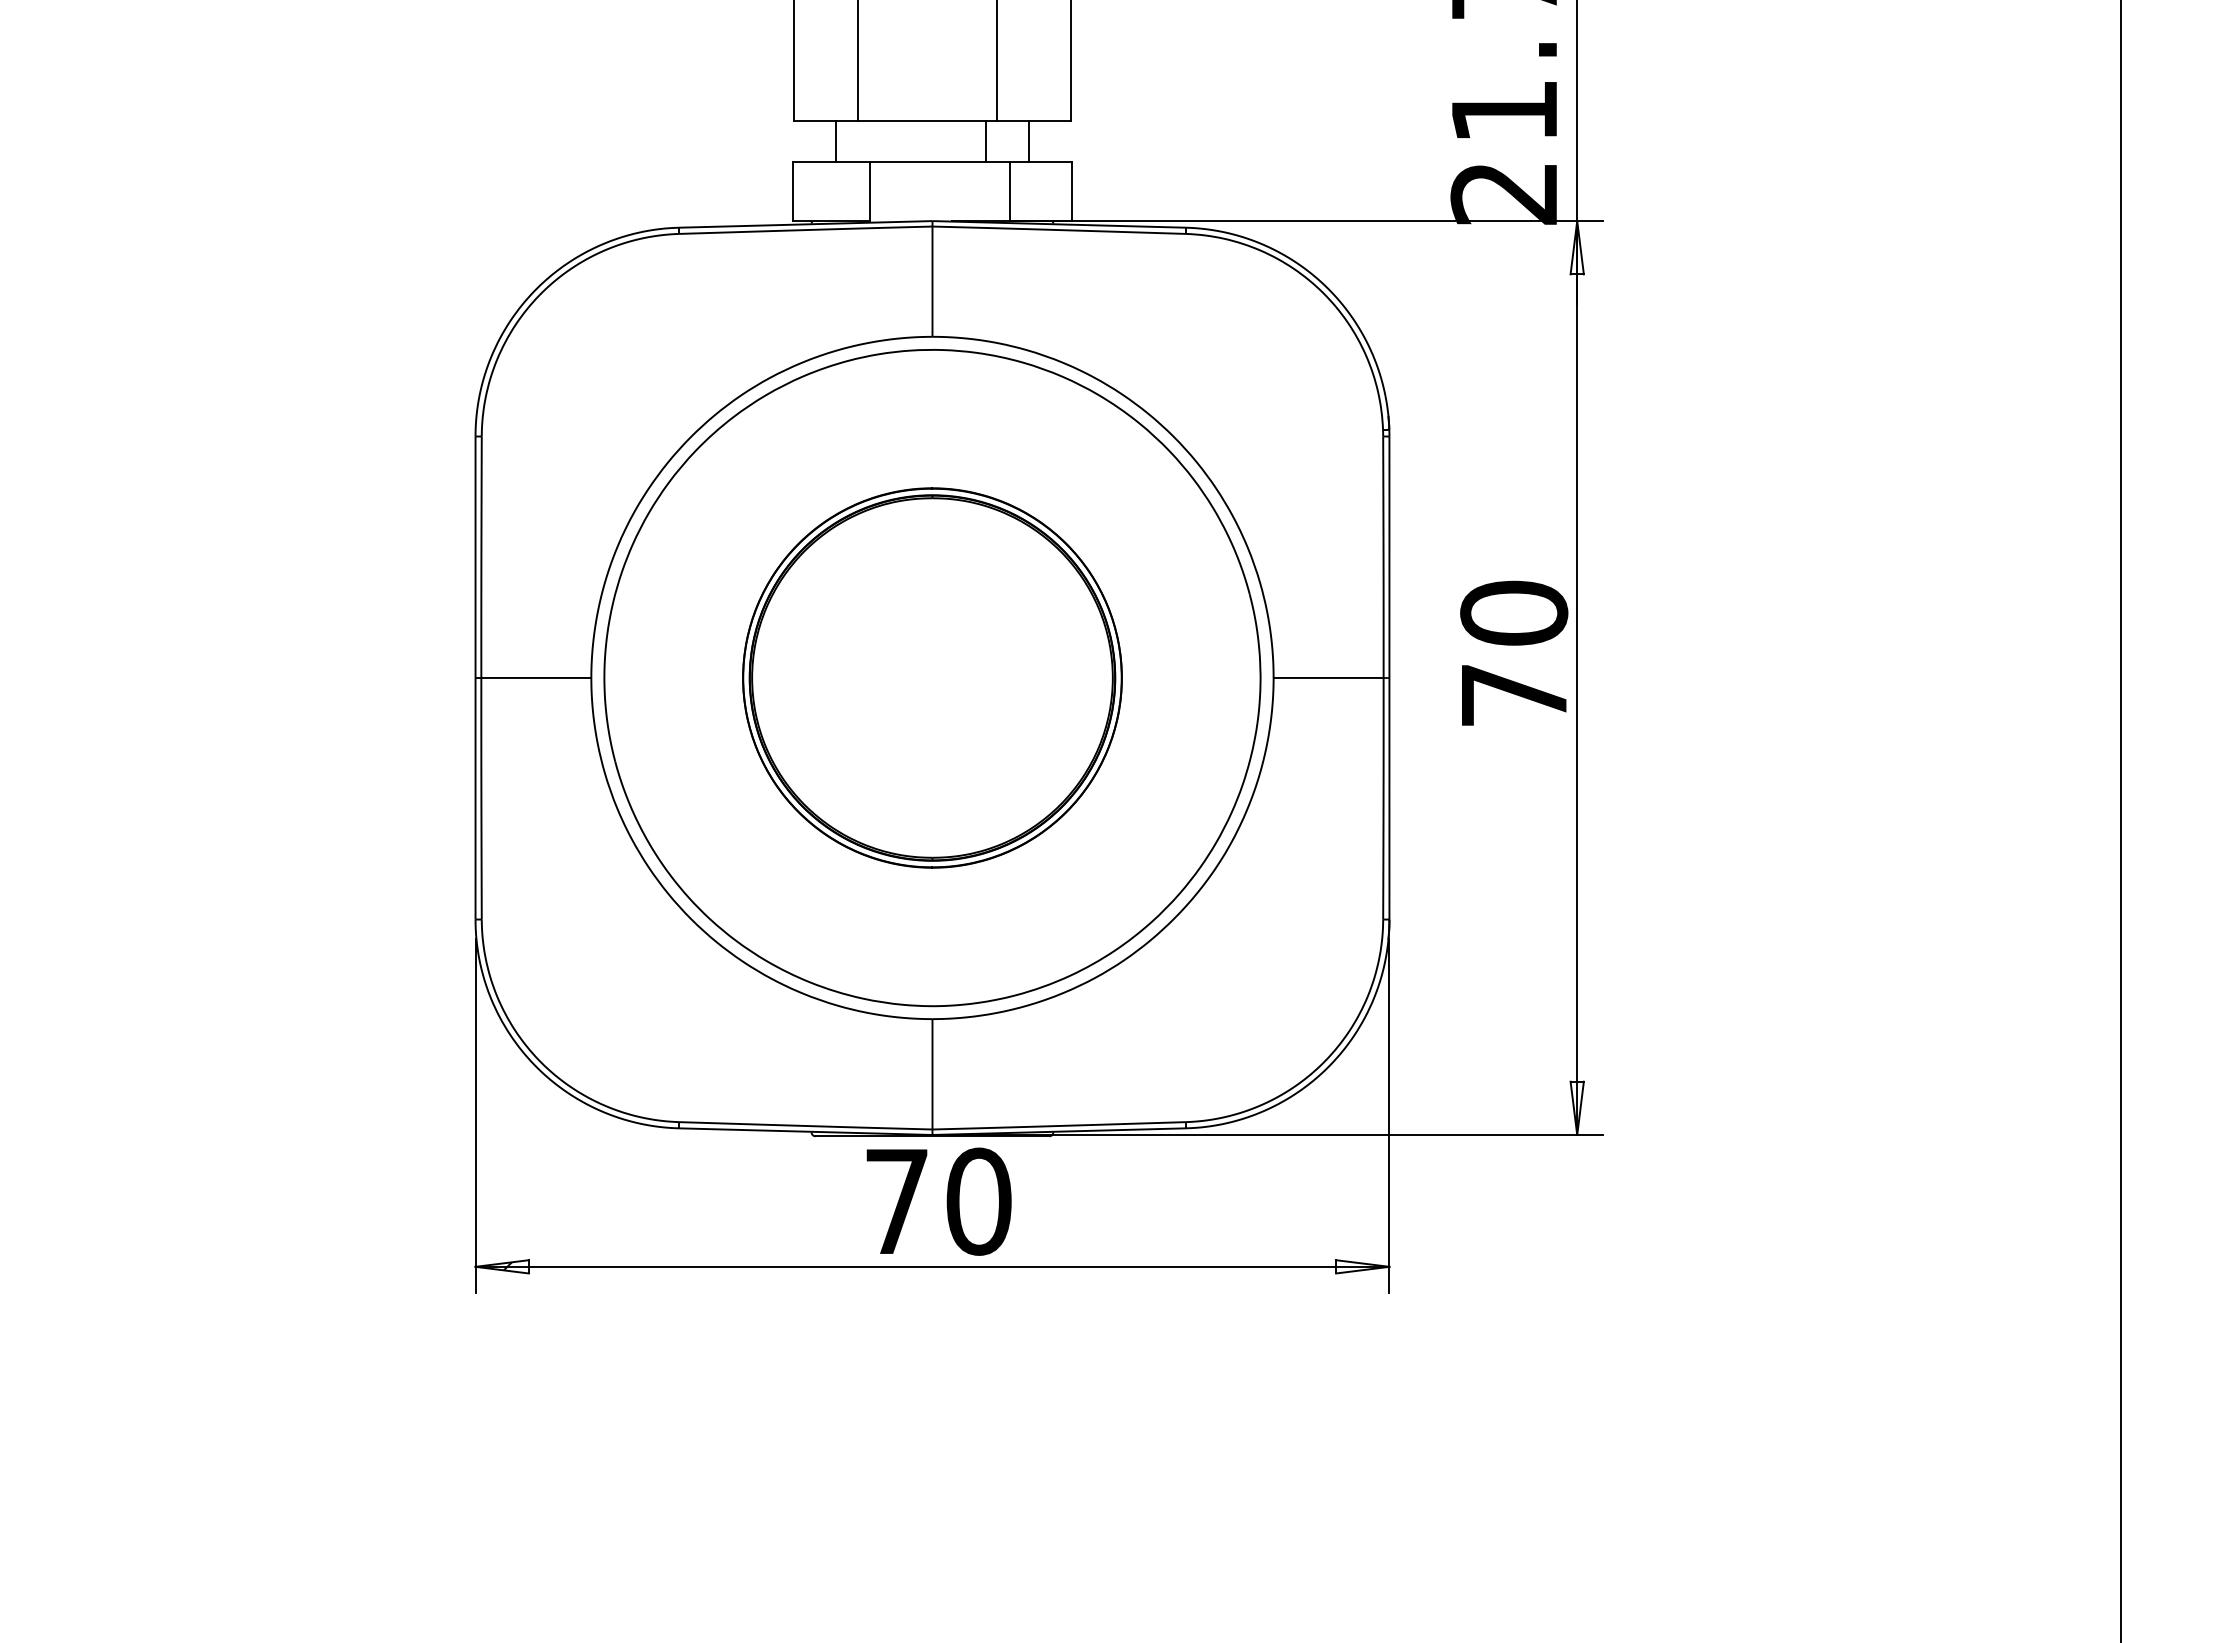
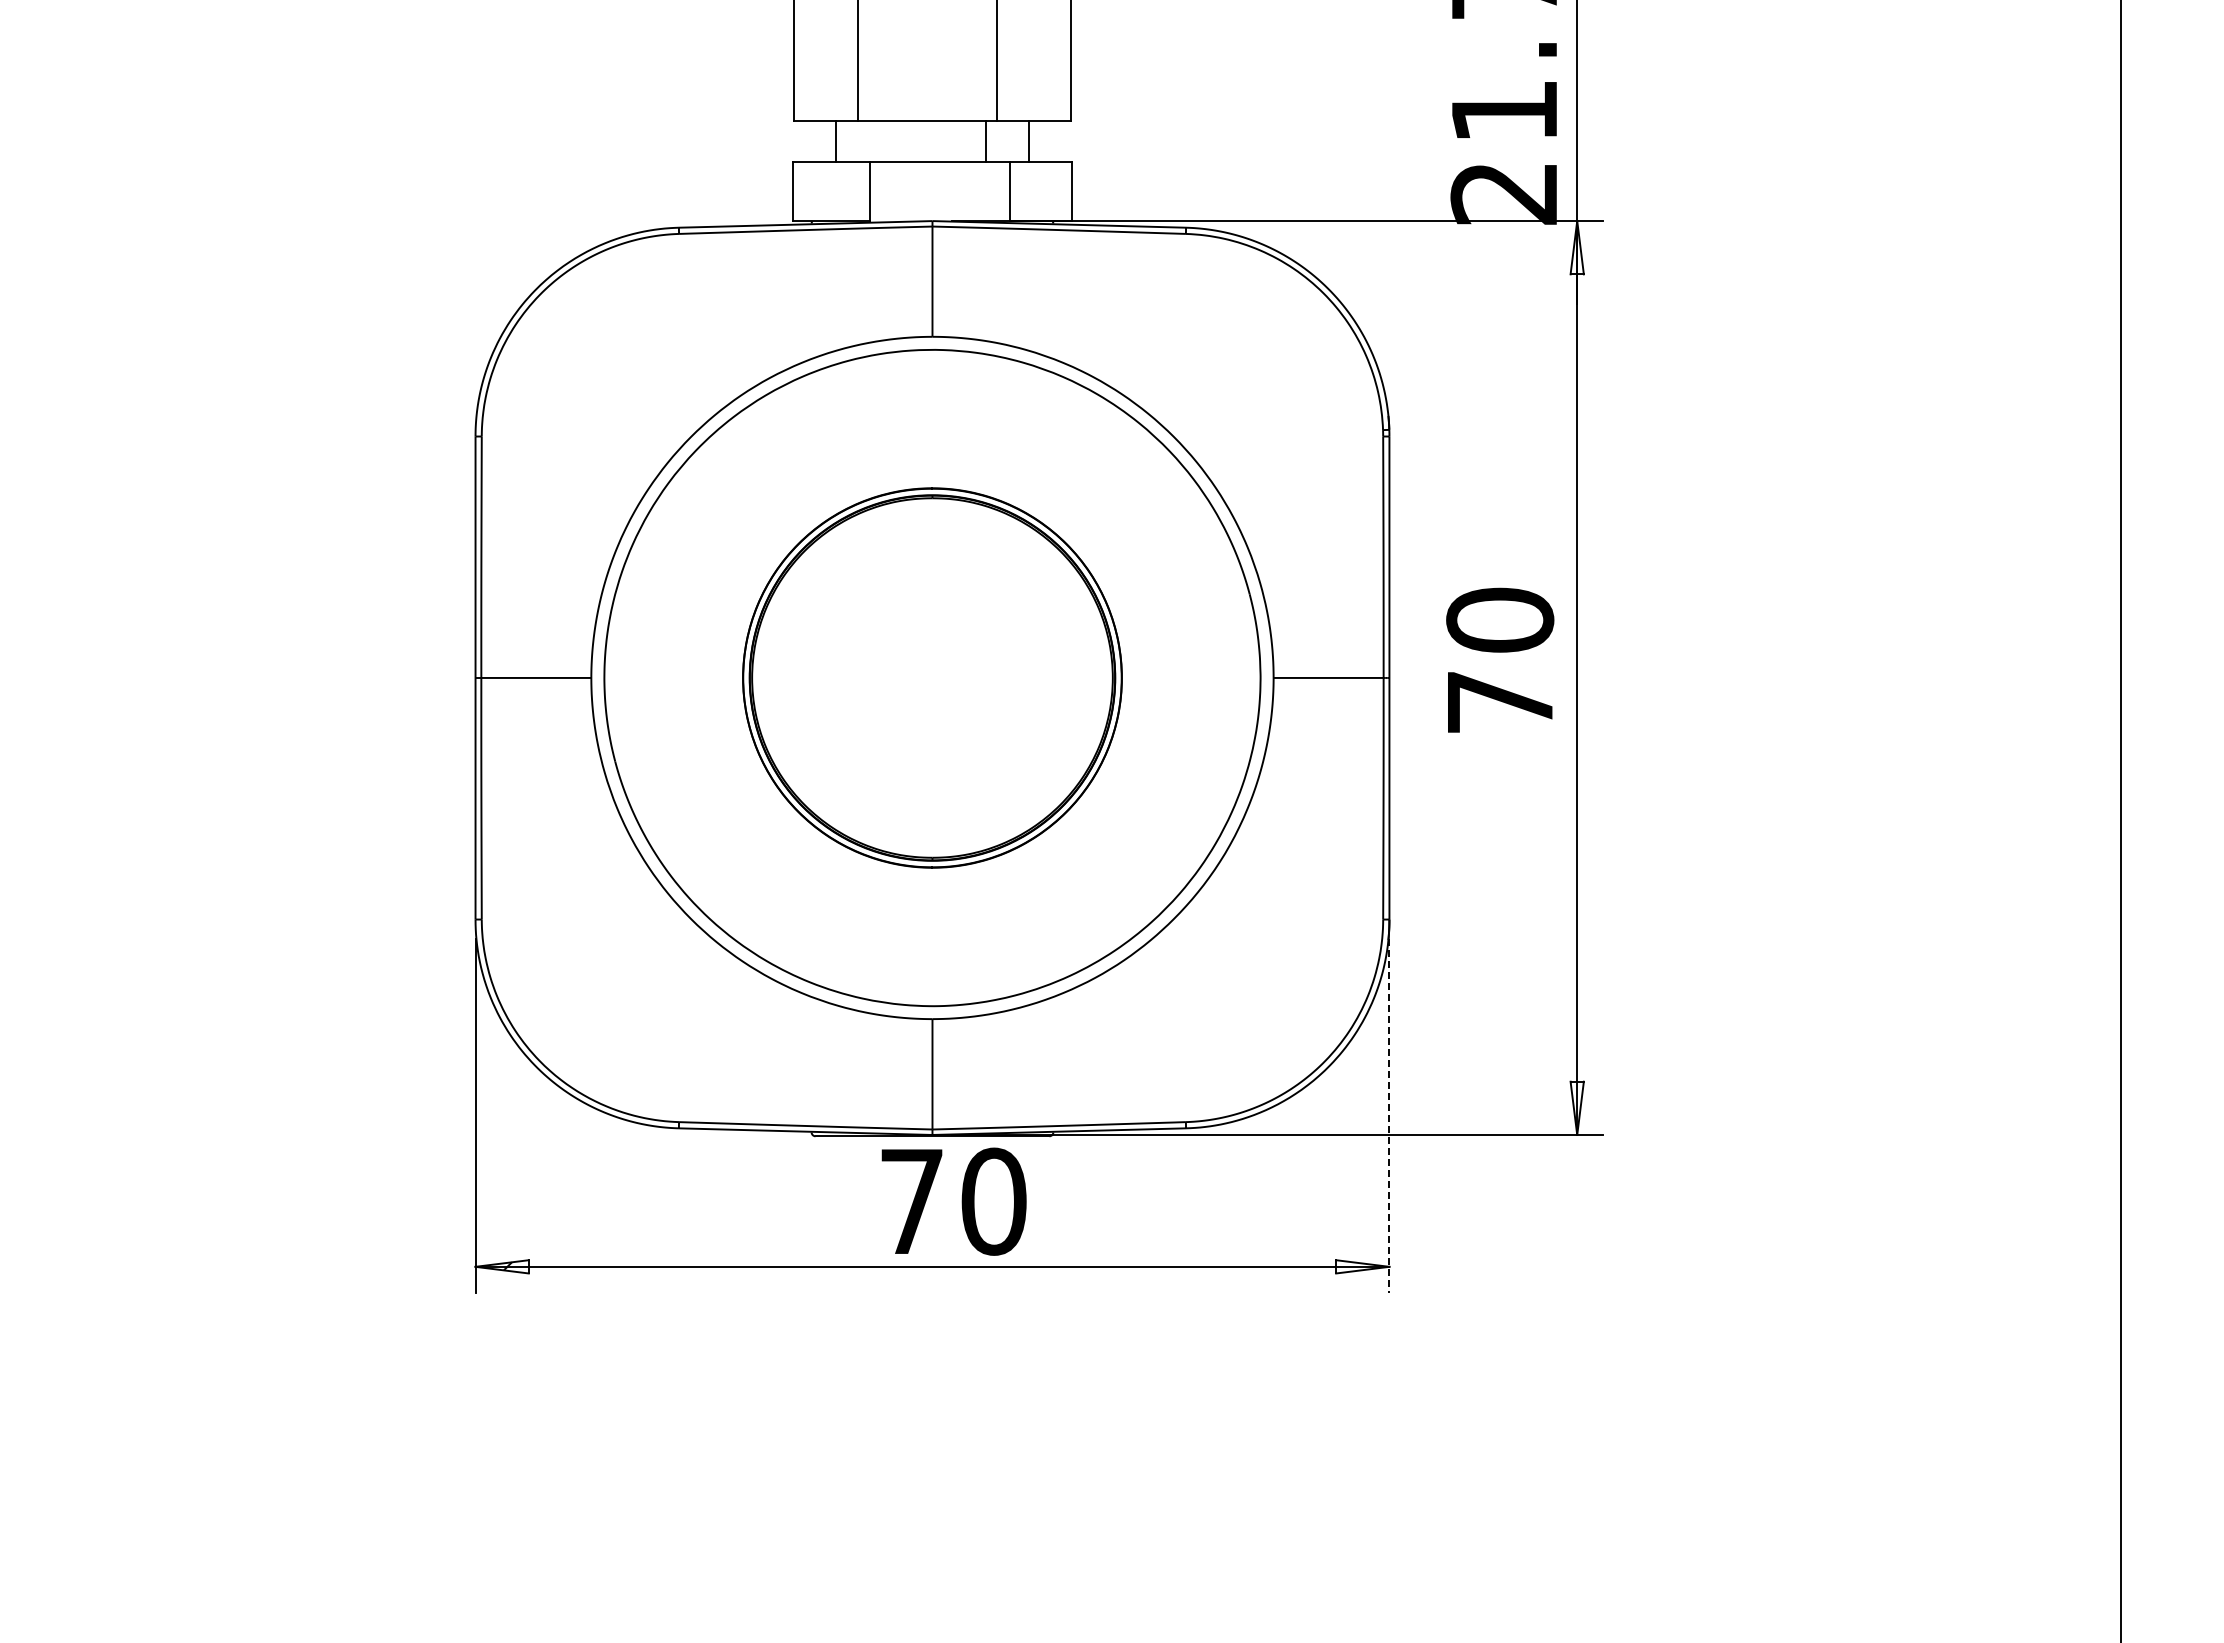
text position: (1514, 652) -> (1500, 659) (1500, 659)
line: solid -> dashed (1389, 1116)
text position: (938, 1201) -> (953, 1201) (953, 1201)
